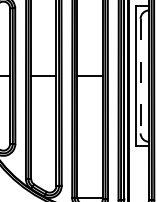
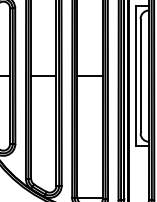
line: dashed -> solid (140, 76)
